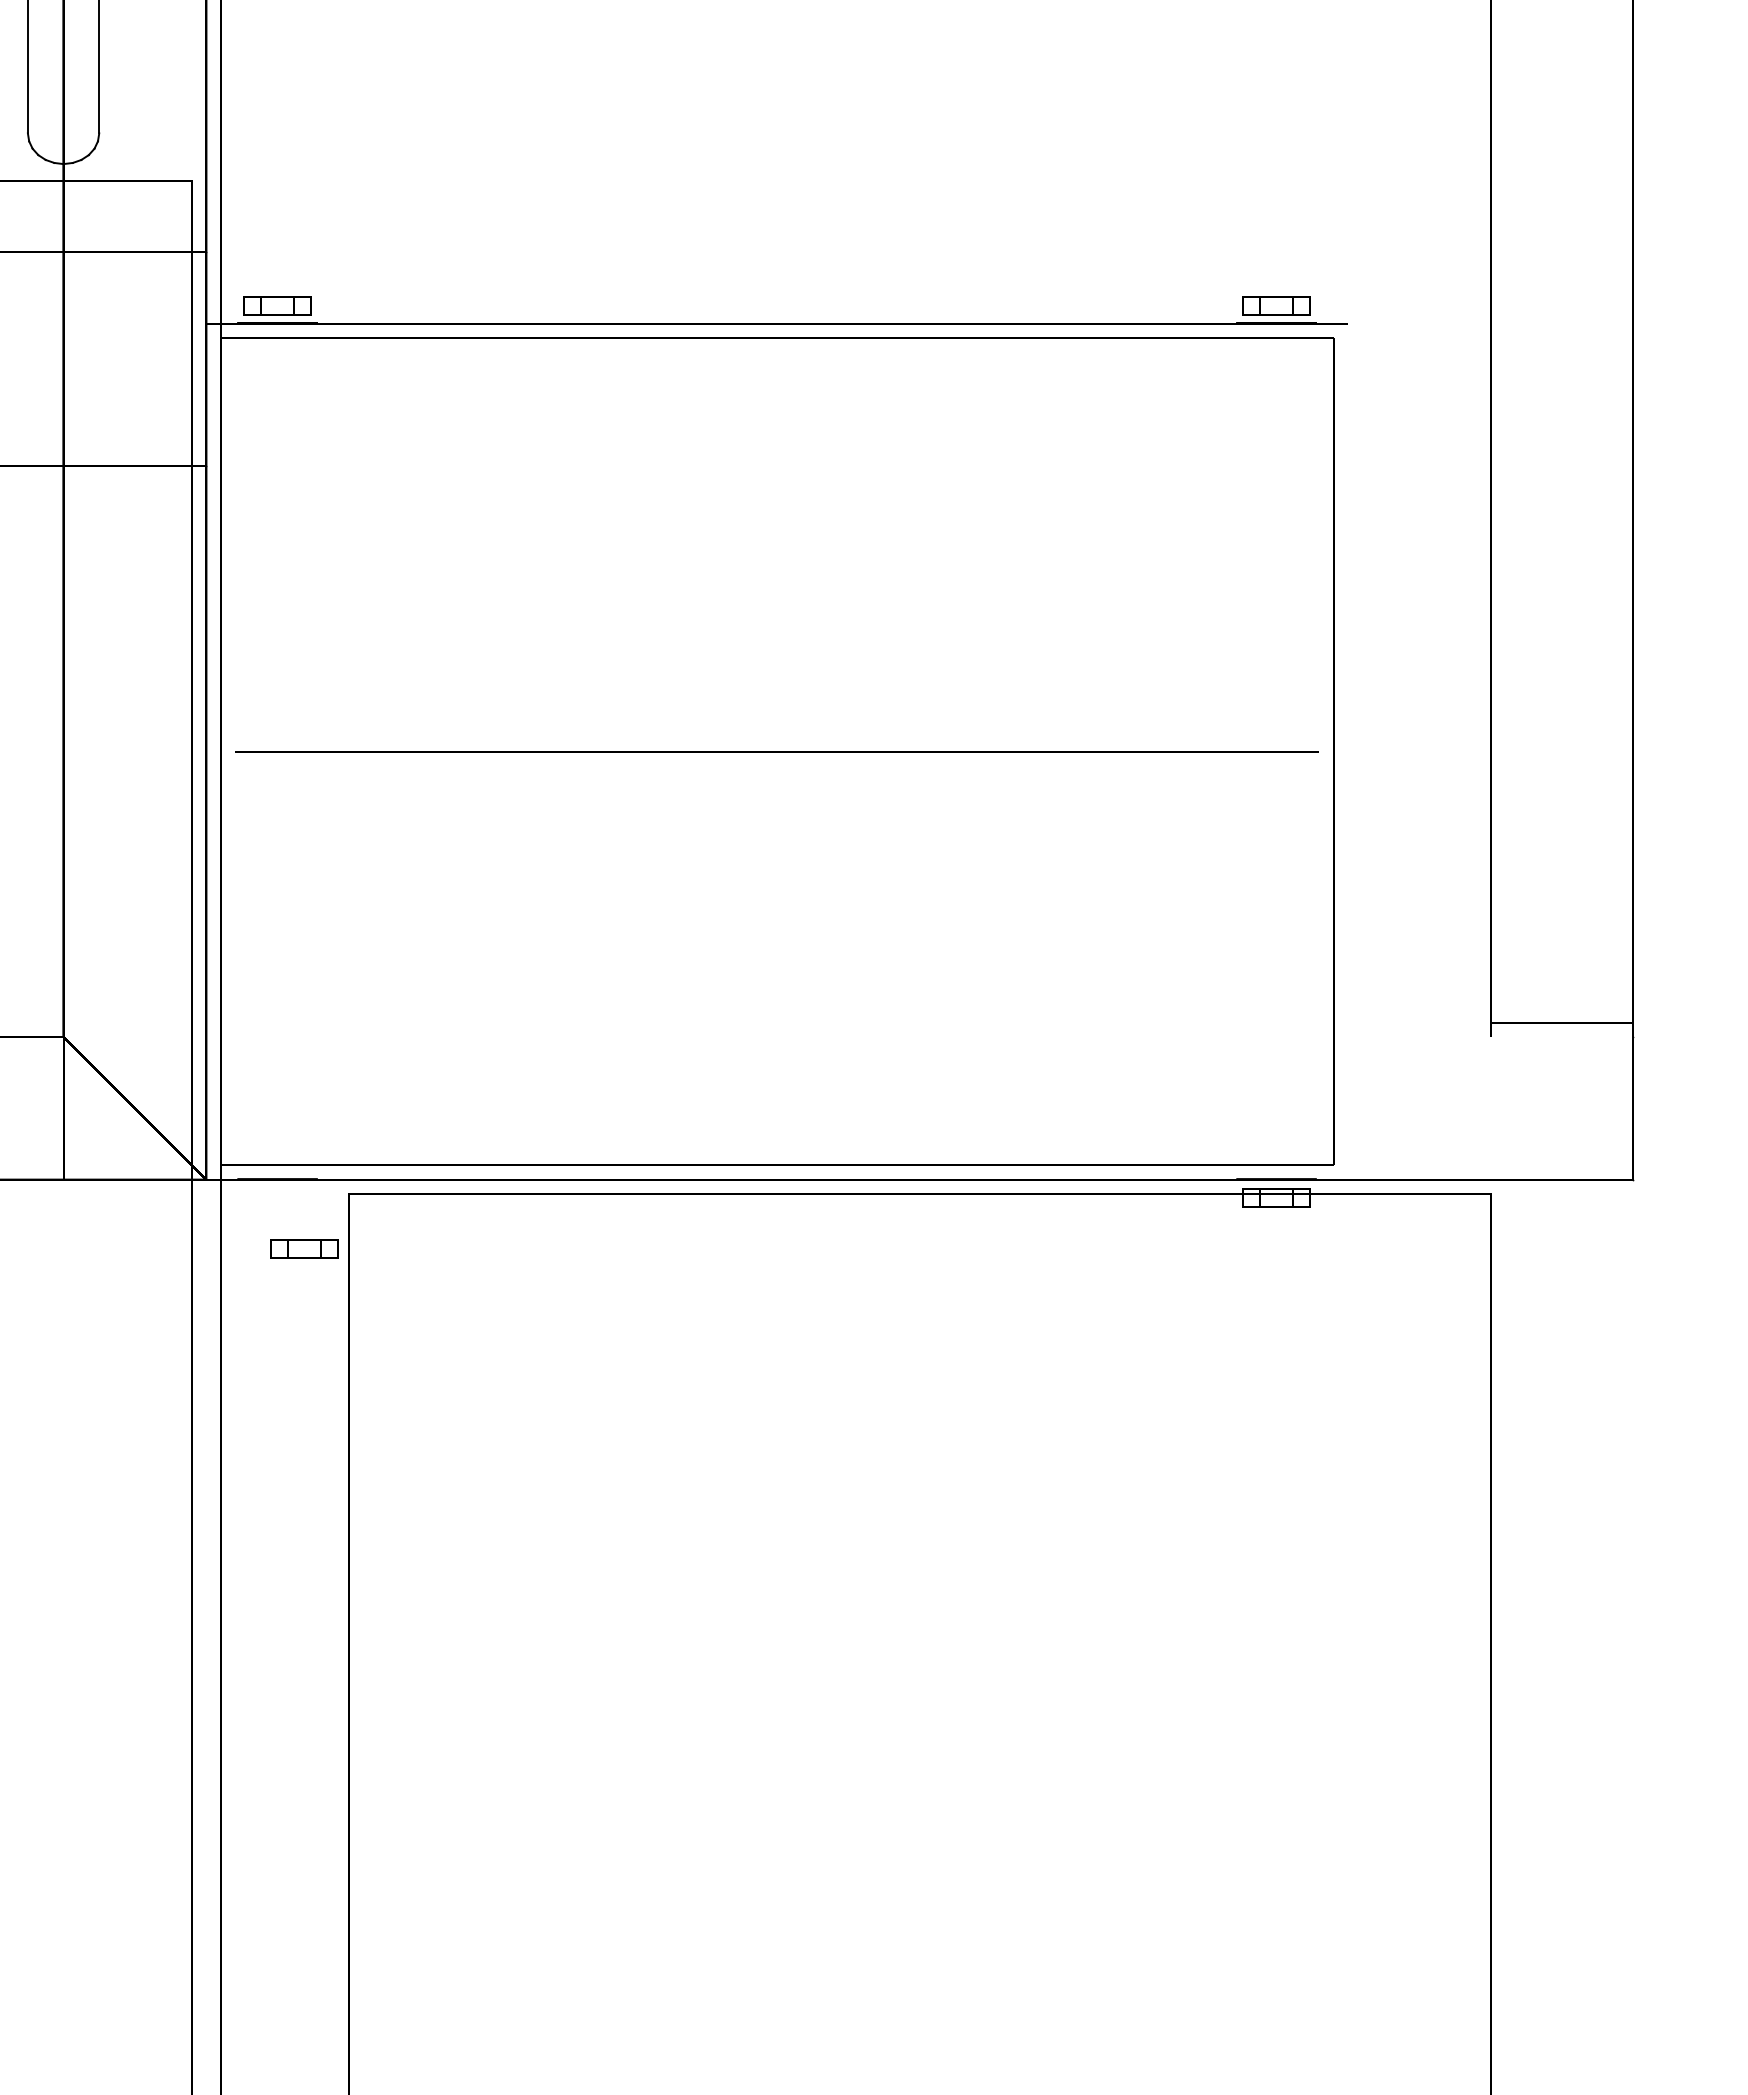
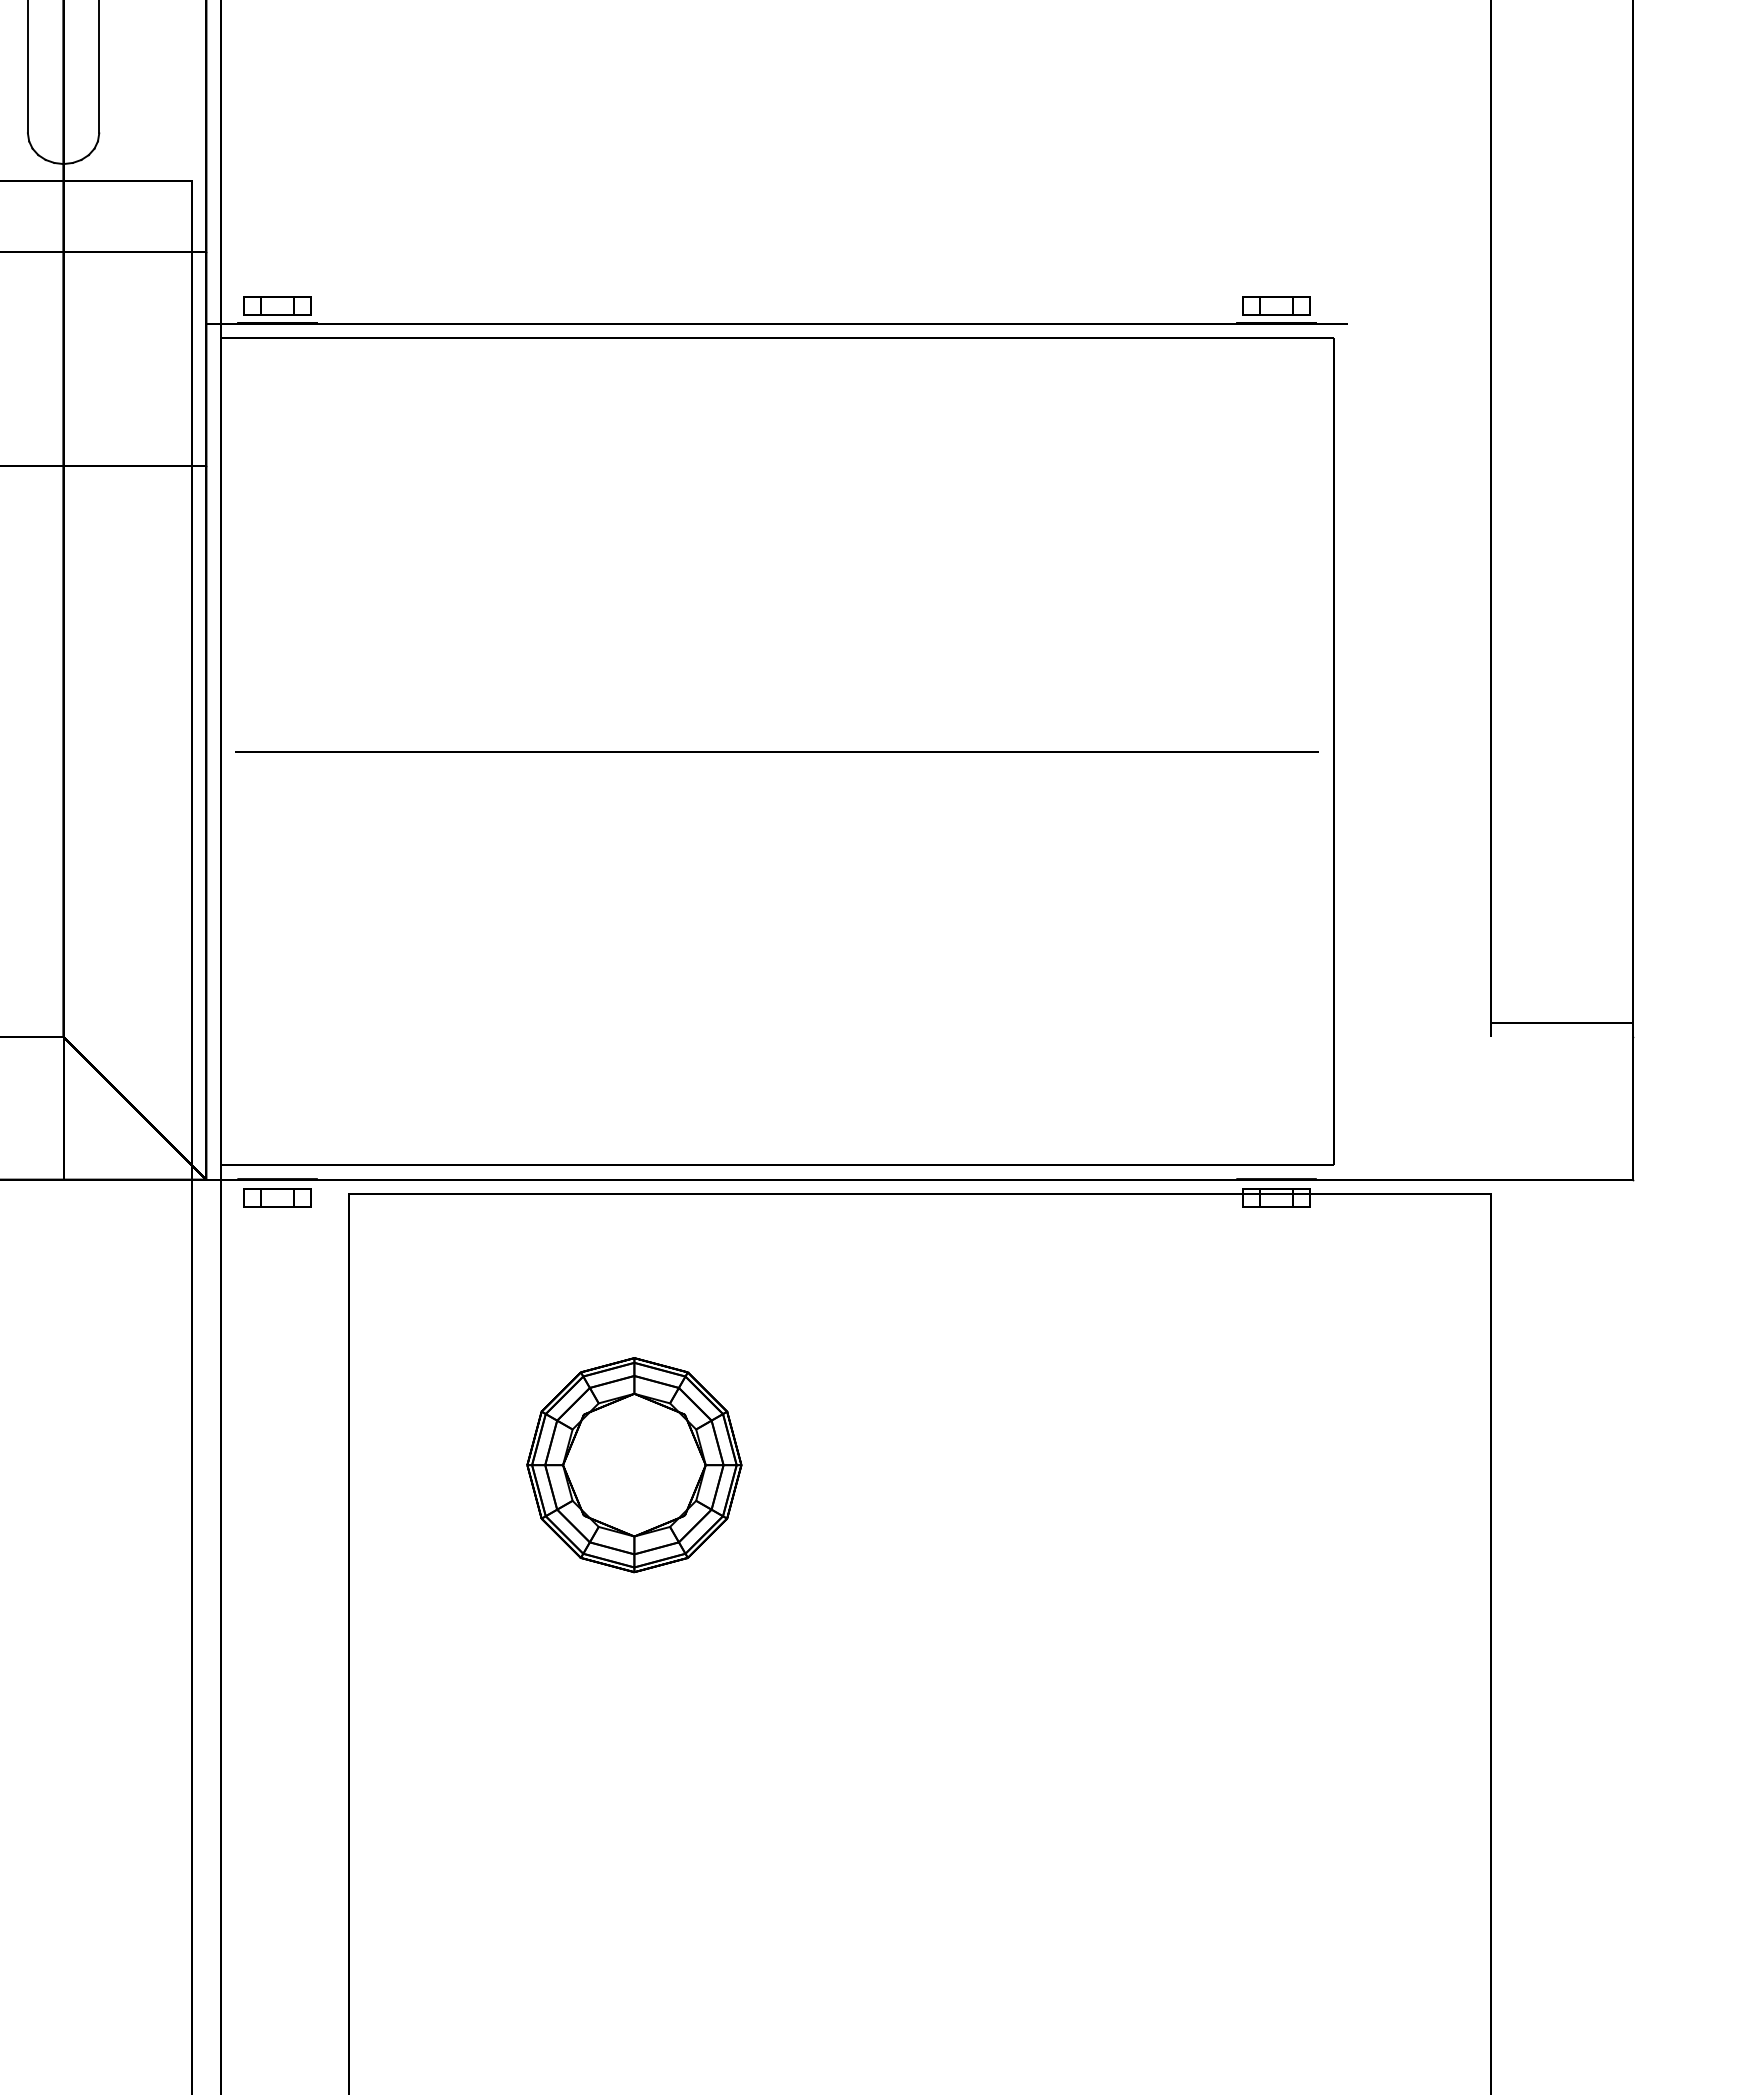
part position: (304, 1248) -> (277, 1197) (277, 1197)
part: none -> present (634, 1465)
